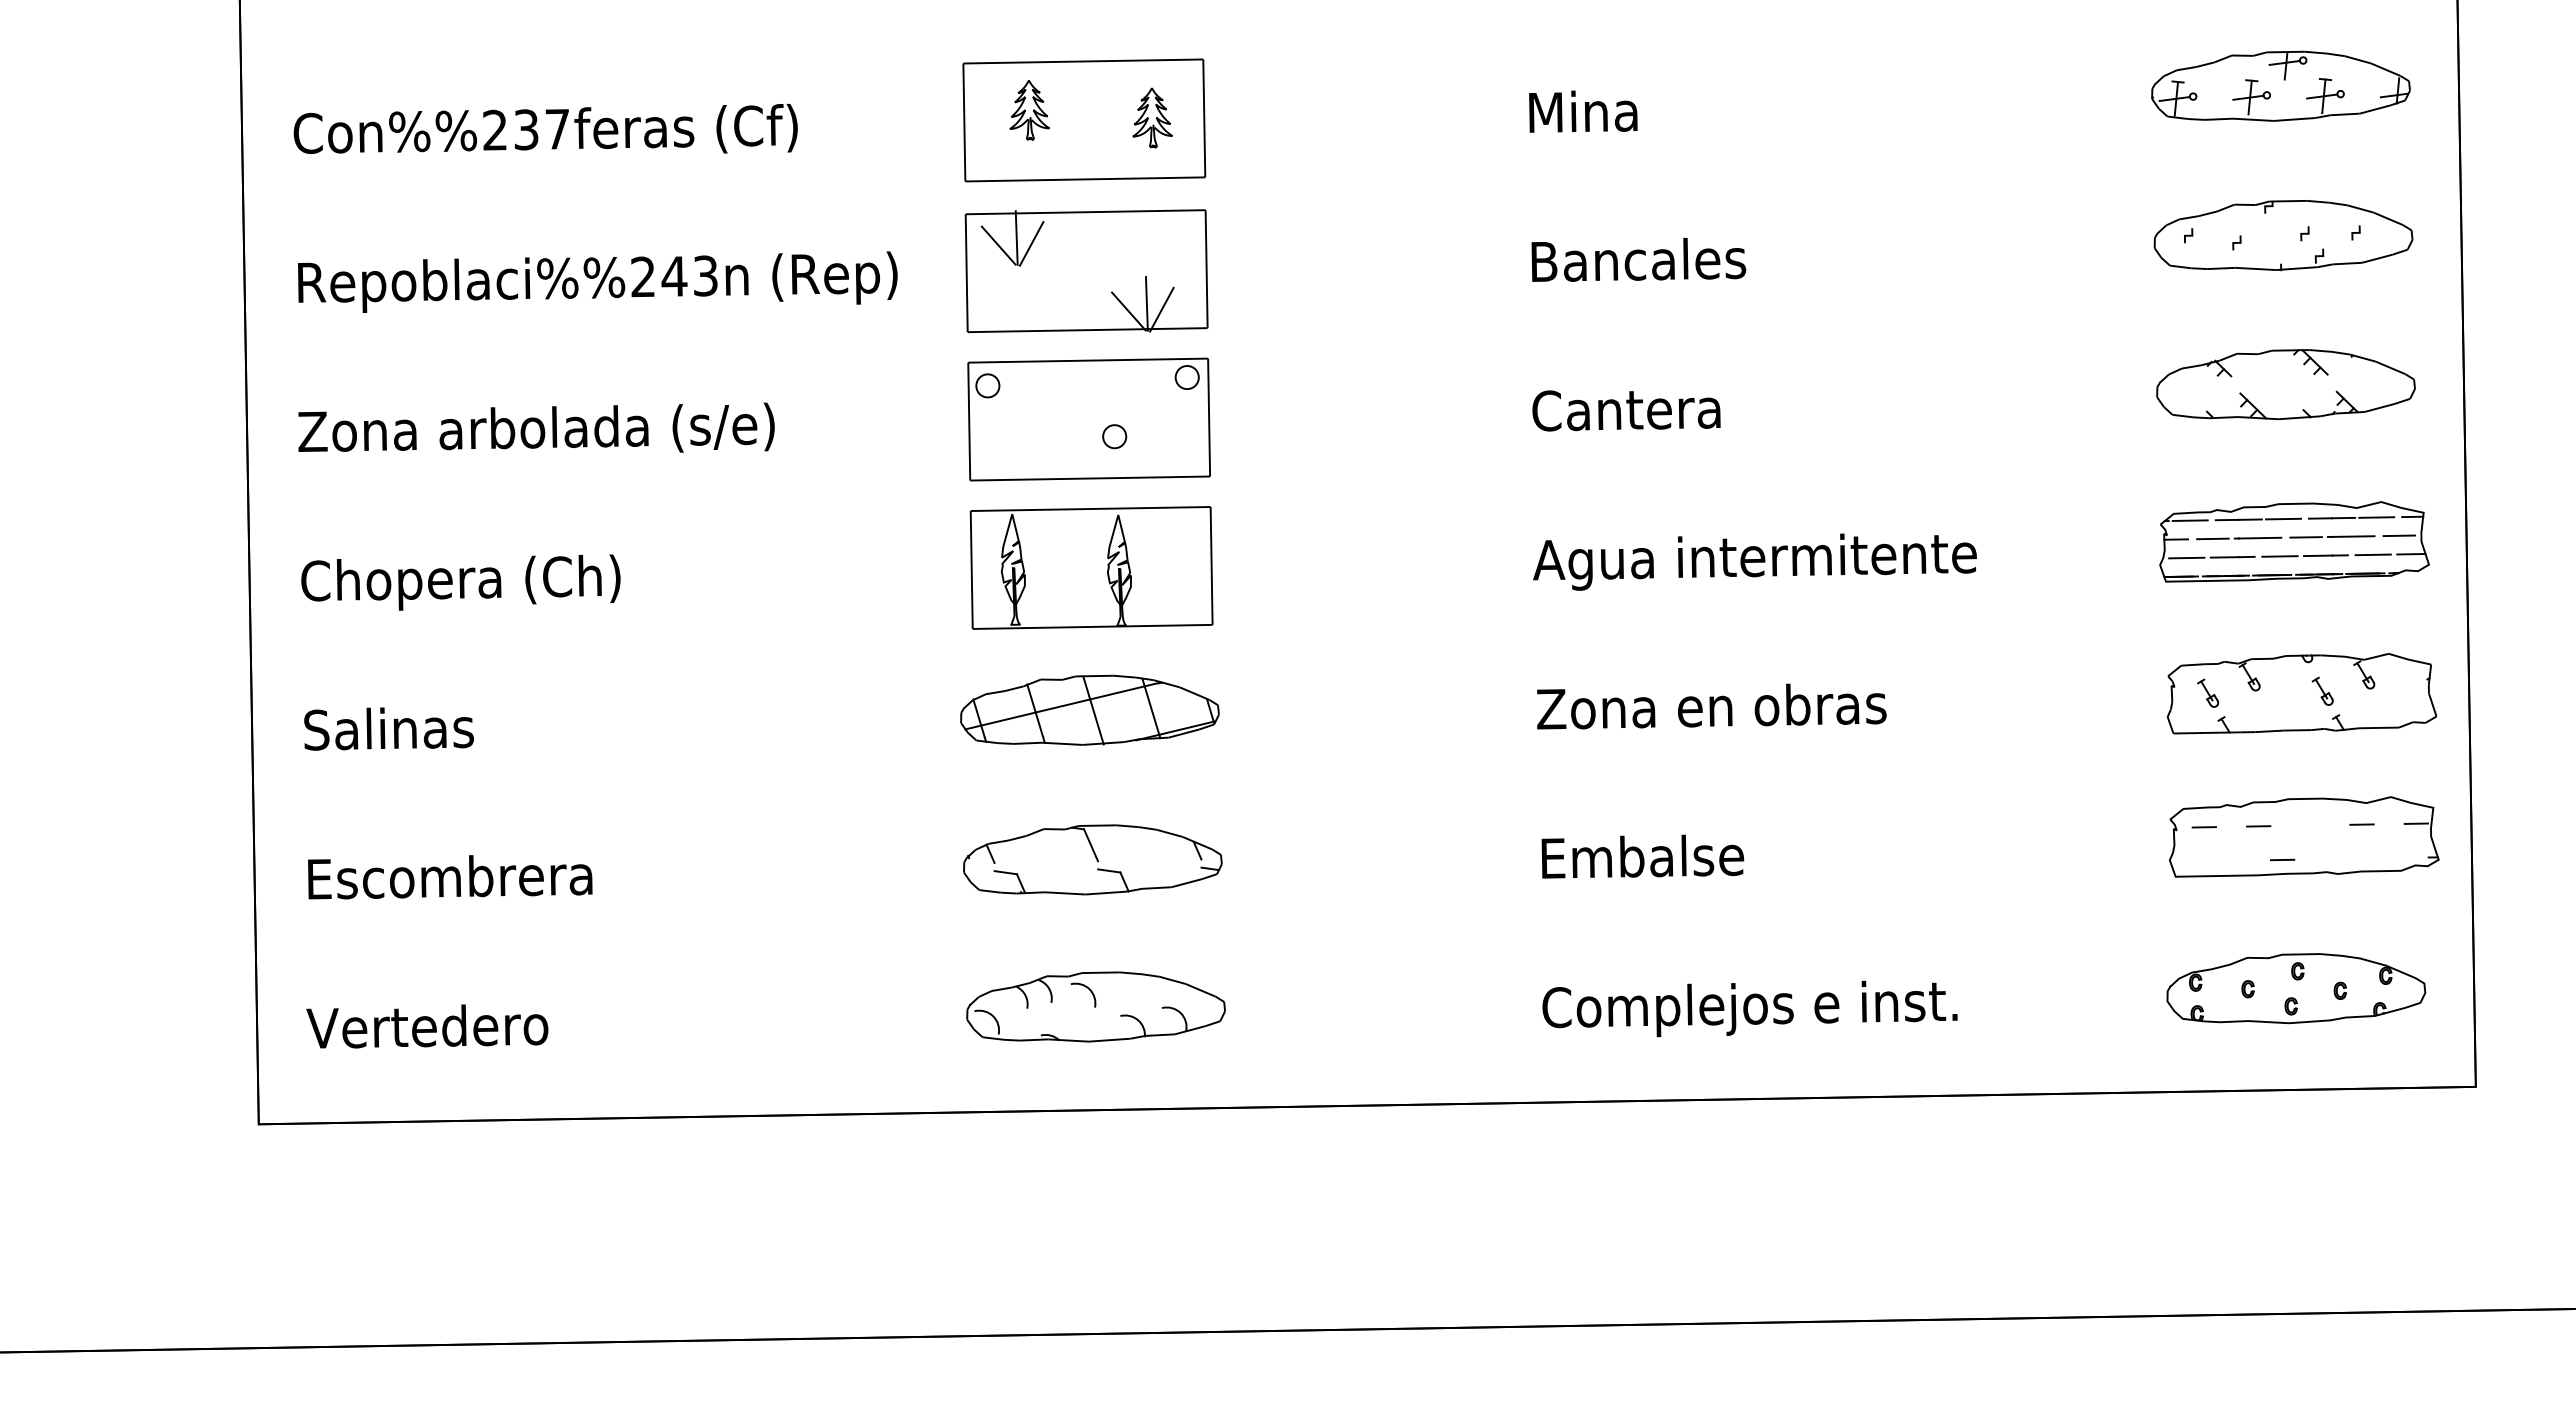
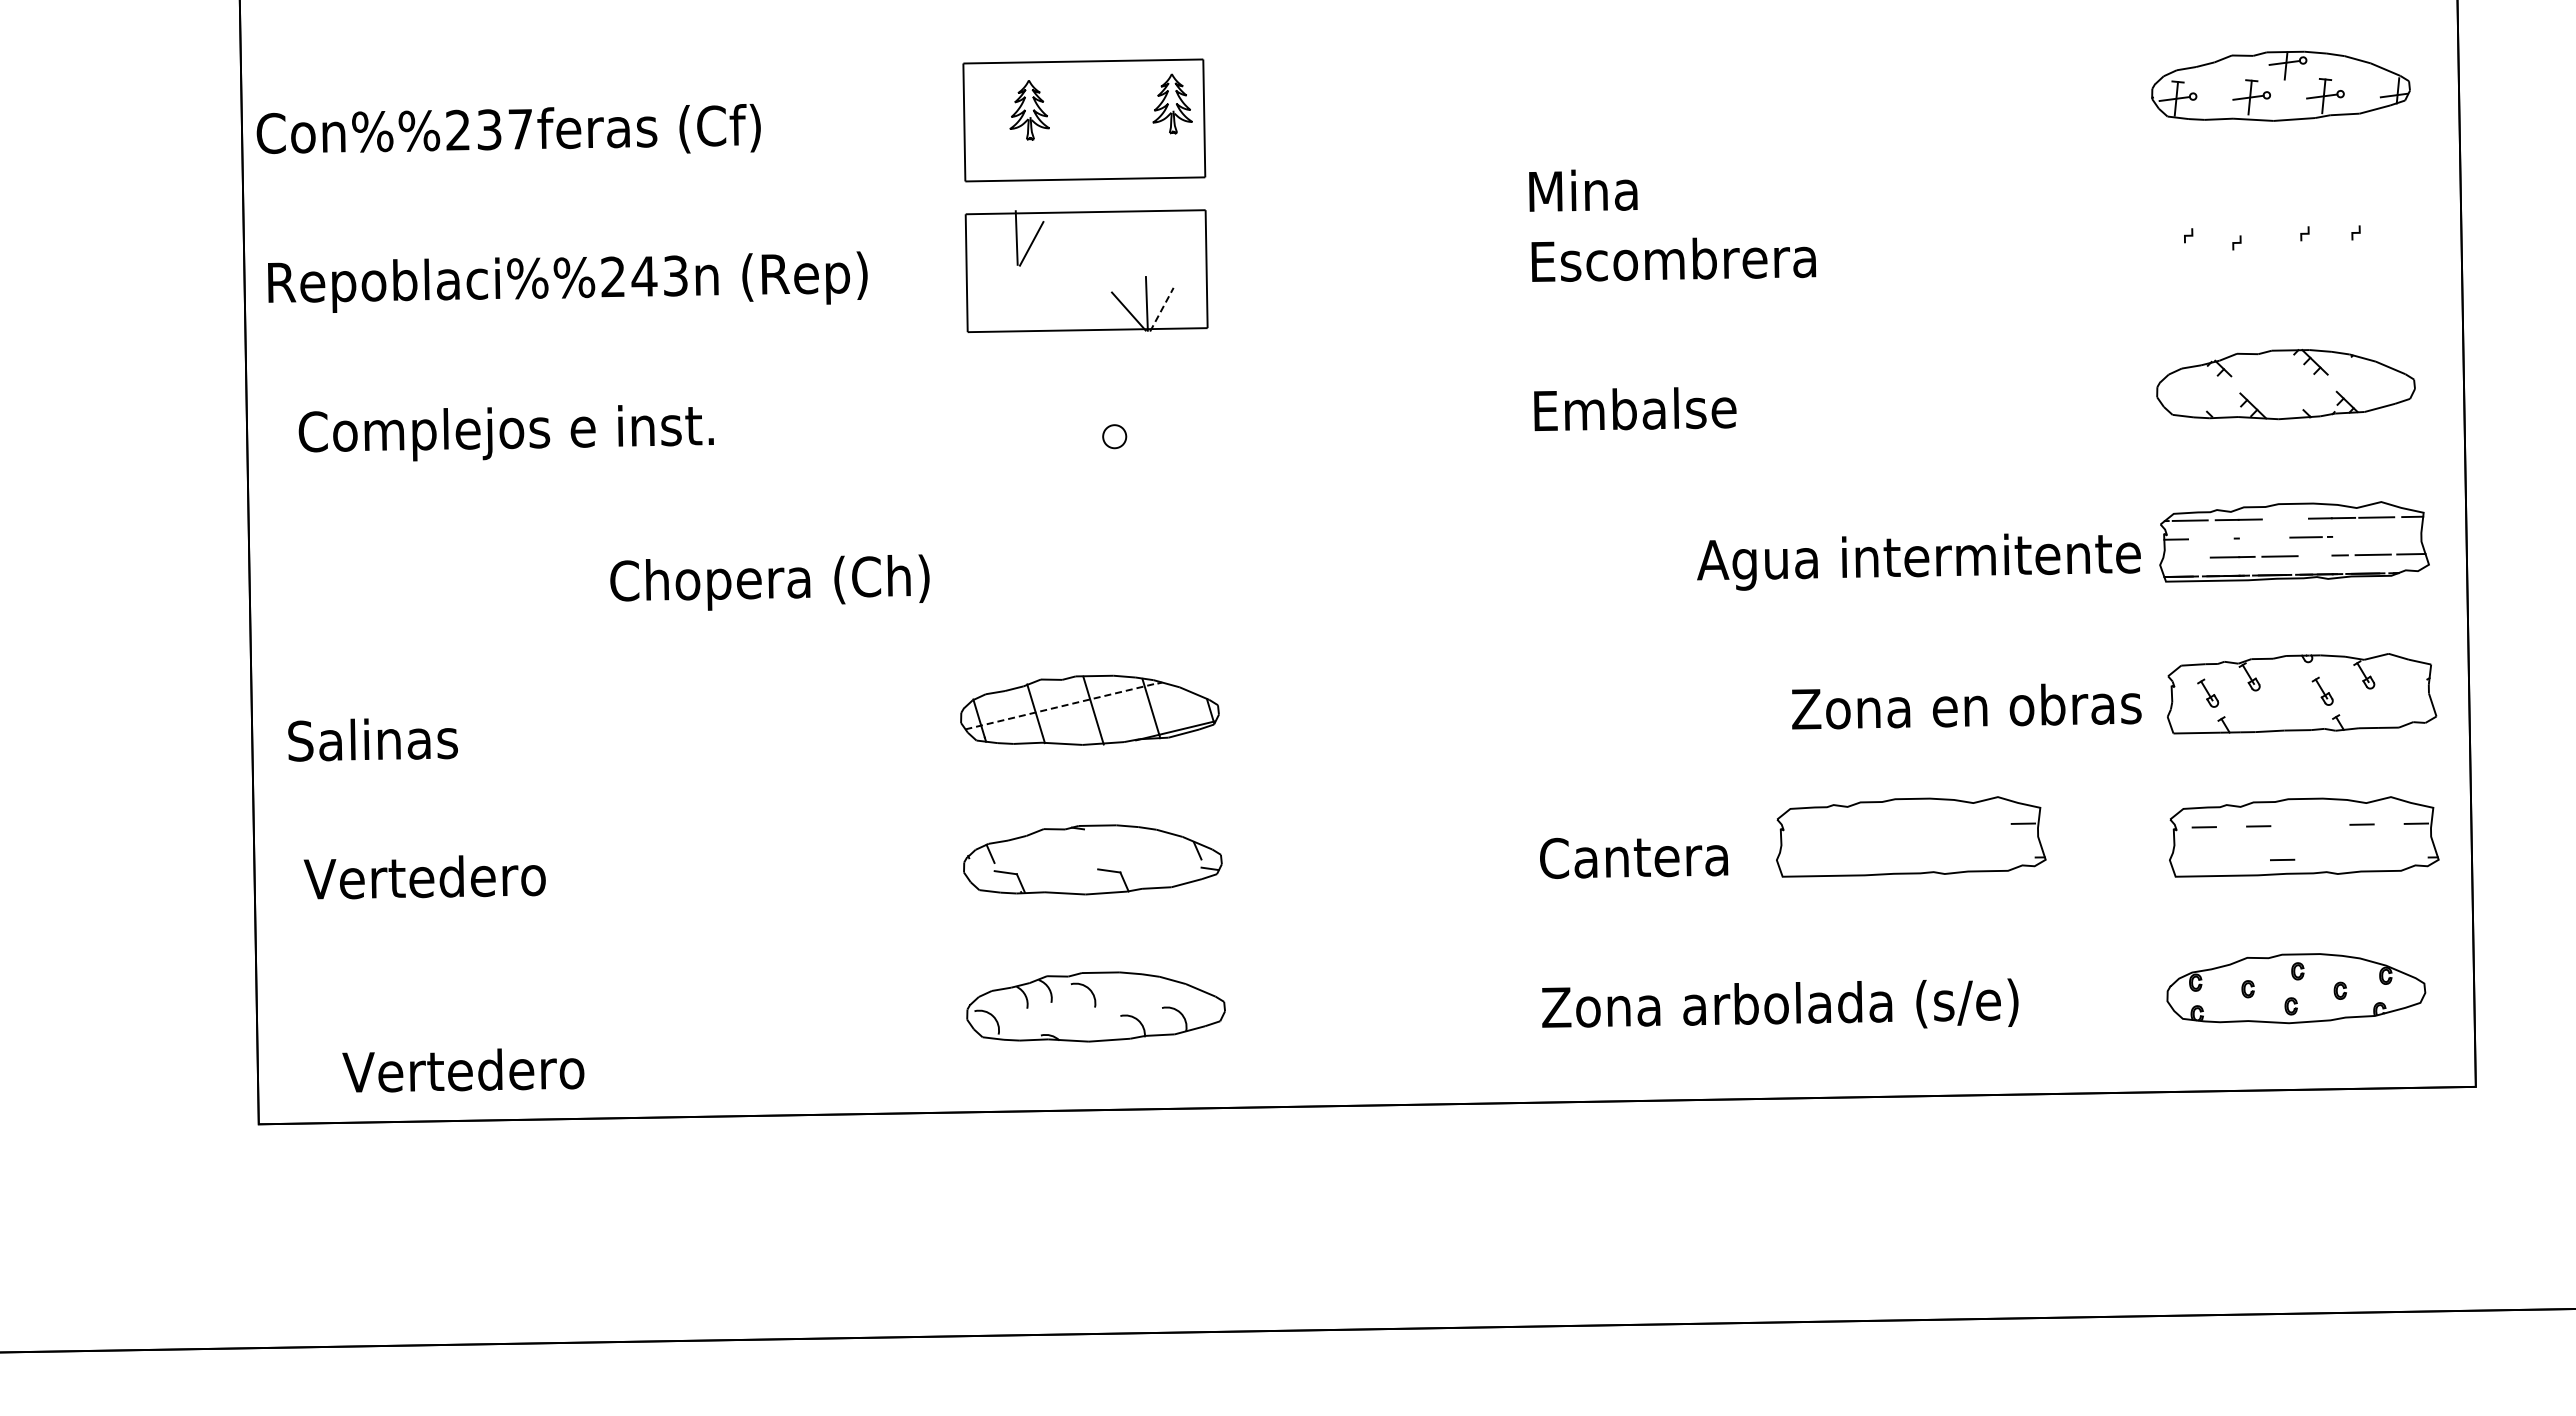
text position: (1583, 111) -> (1583, 190) (1583, 190)
part position: (1152, 117) -> (1172, 103) (1172, 103)
text position: (545, 128) -> (508, 128) (508, 128)
part: present -> none (2283, 235)
line: present -> none (998, 245)
text: Bancales -> Escombrera (1676, 259)
text position: (597, 281) -> (567, 281) (567, 281)
line: solid -> dashed (1161, 309)
text: Cantera -> Embalse (1634, 409)
part: present -> none (1088, 419)
text: Zona arbolada (s/e) -> Complejos e inst. (536, 431)
line: present -> none (2283, 518)
line: present -> none (2399, 535)
line: present -> none (2353, 536)
line: present -> none (2259, 537)
line: present -> none (2212, 538)
line: present -> none (2317, 555)
line: present -> none (2186, 557)
text position: (1754, 561) -> (1918, 561) (1918, 561)
part: present -> none (1091, 567)
text position: (460, 582) -> (769, 582) (769, 582)
line: solid -> dashed (1062, 706)
text position: (1711, 706) -> (1966, 706) (1966, 706)
text position: (388, 728) -> (372, 739) (372, 739)
part: none -> present (1911, 836)
line: present -> none (1091, 845)
text: Embalse -> Cantera (1642, 856)
text: Escombrera -> Vertedero (447, 877)
text: Complejos e inst. -> Zona arbolada (s/e) (1780, 1007)
text position: (427, 1026) -> (463, 1070) (463, 1070)
